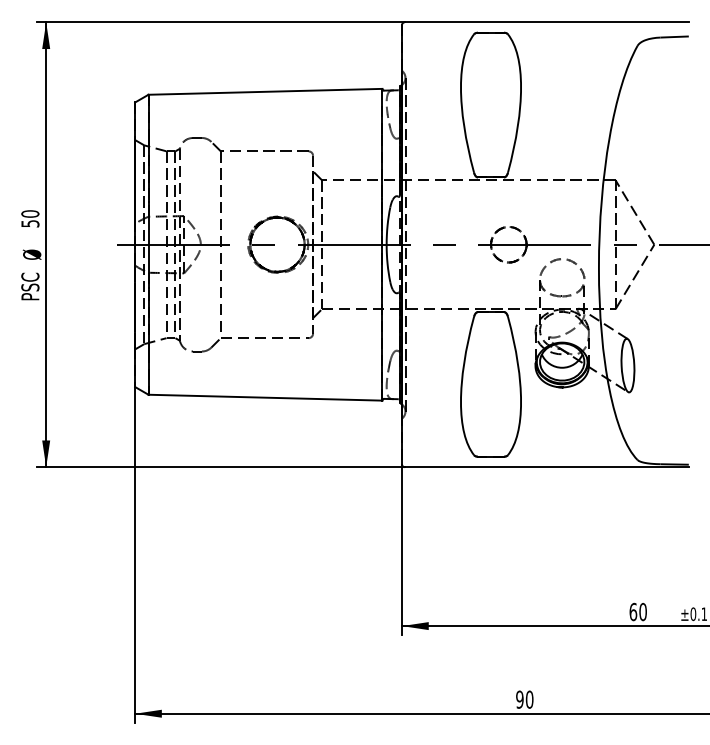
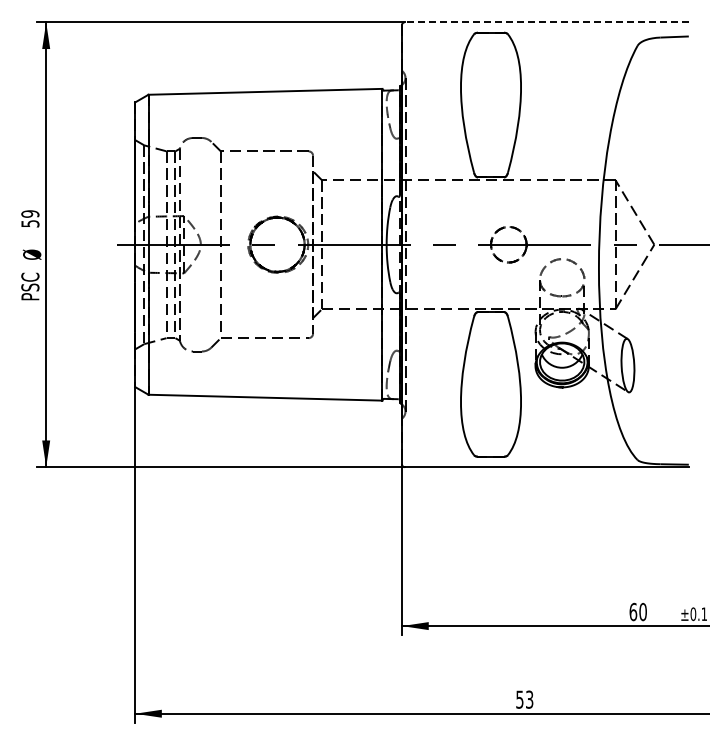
line: solid -> dashed (546, 22)
text: 50 -> 59 (30, 213)
text: 90 -> 53 (524, 699)
